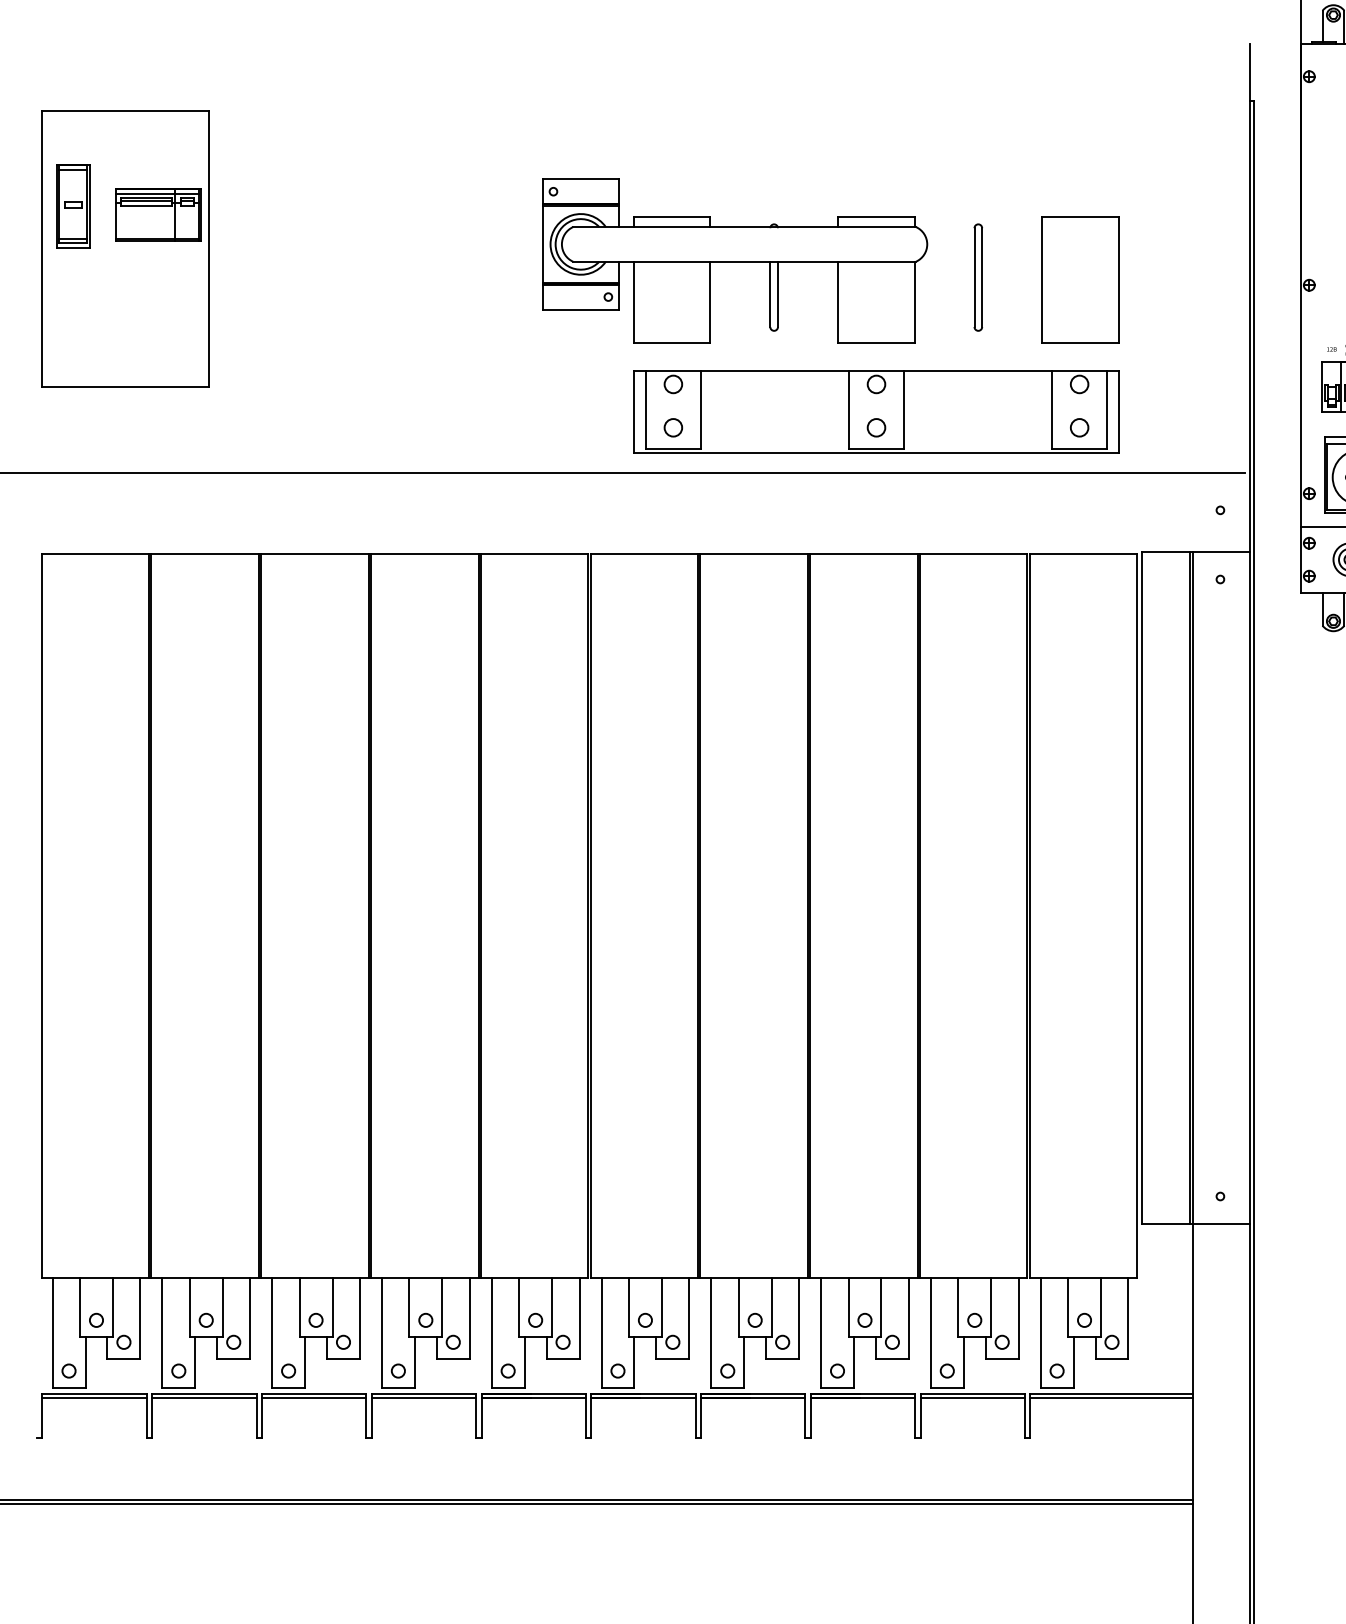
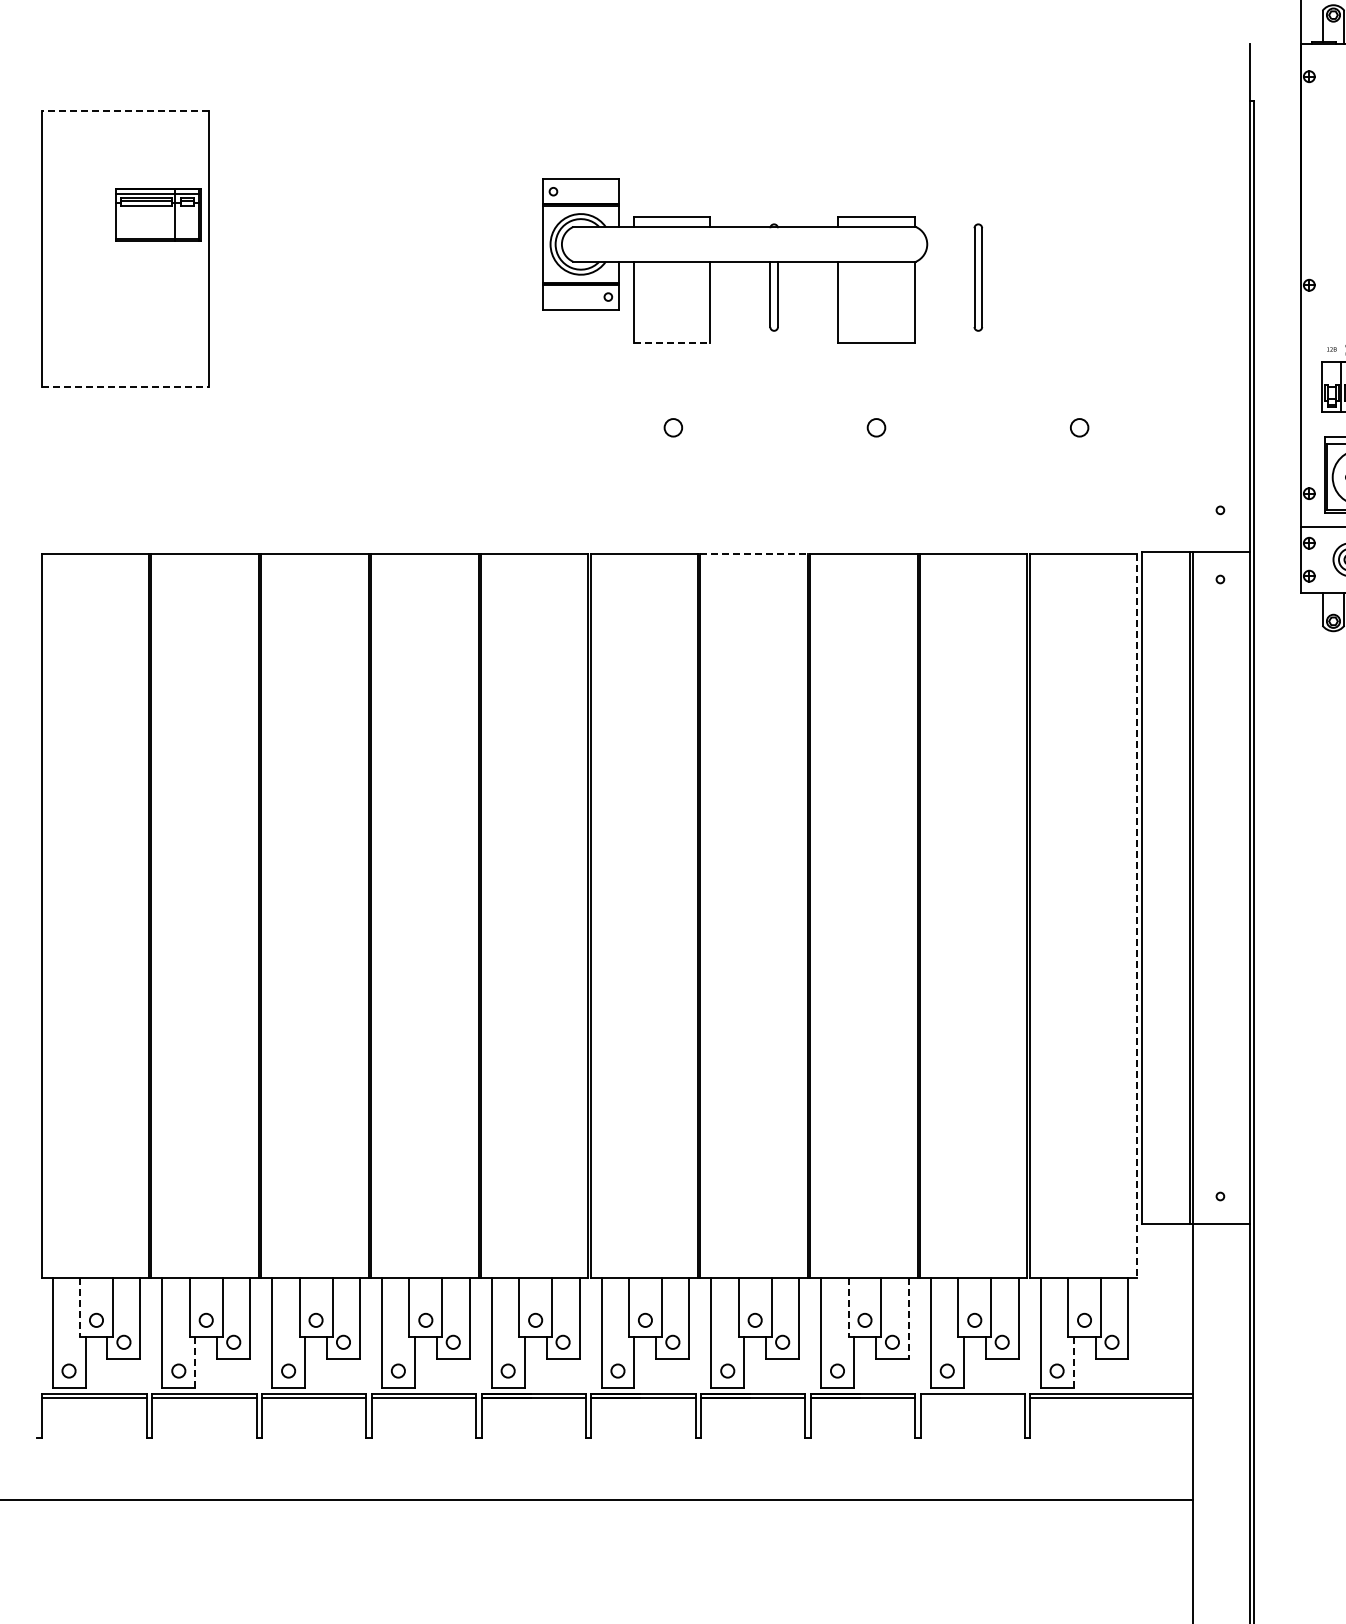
line: solid -> dashed (124, 110)
part: present -> none (73, 206)
part: present -> none (1080, 279)
line: solid -> dashed (672, 343)
line: solid -> dashed (125, 387)
part: present -> none (876, 411)
line: present -> none (623, 472)
line: solid -> dashed (754, 554)
line: solid -> dashed (1137, 916)
line: solid -> dashed (80, 1307)
line: solid -> dashed (848, 1307)
line: solid -> dashed (908, 1318)
line: solid -> dashed (195, 1362)
line: solid -> dashed (1073, 1362)
line: present -> none (972, 1397)
line: present -> none (597, 1503)
